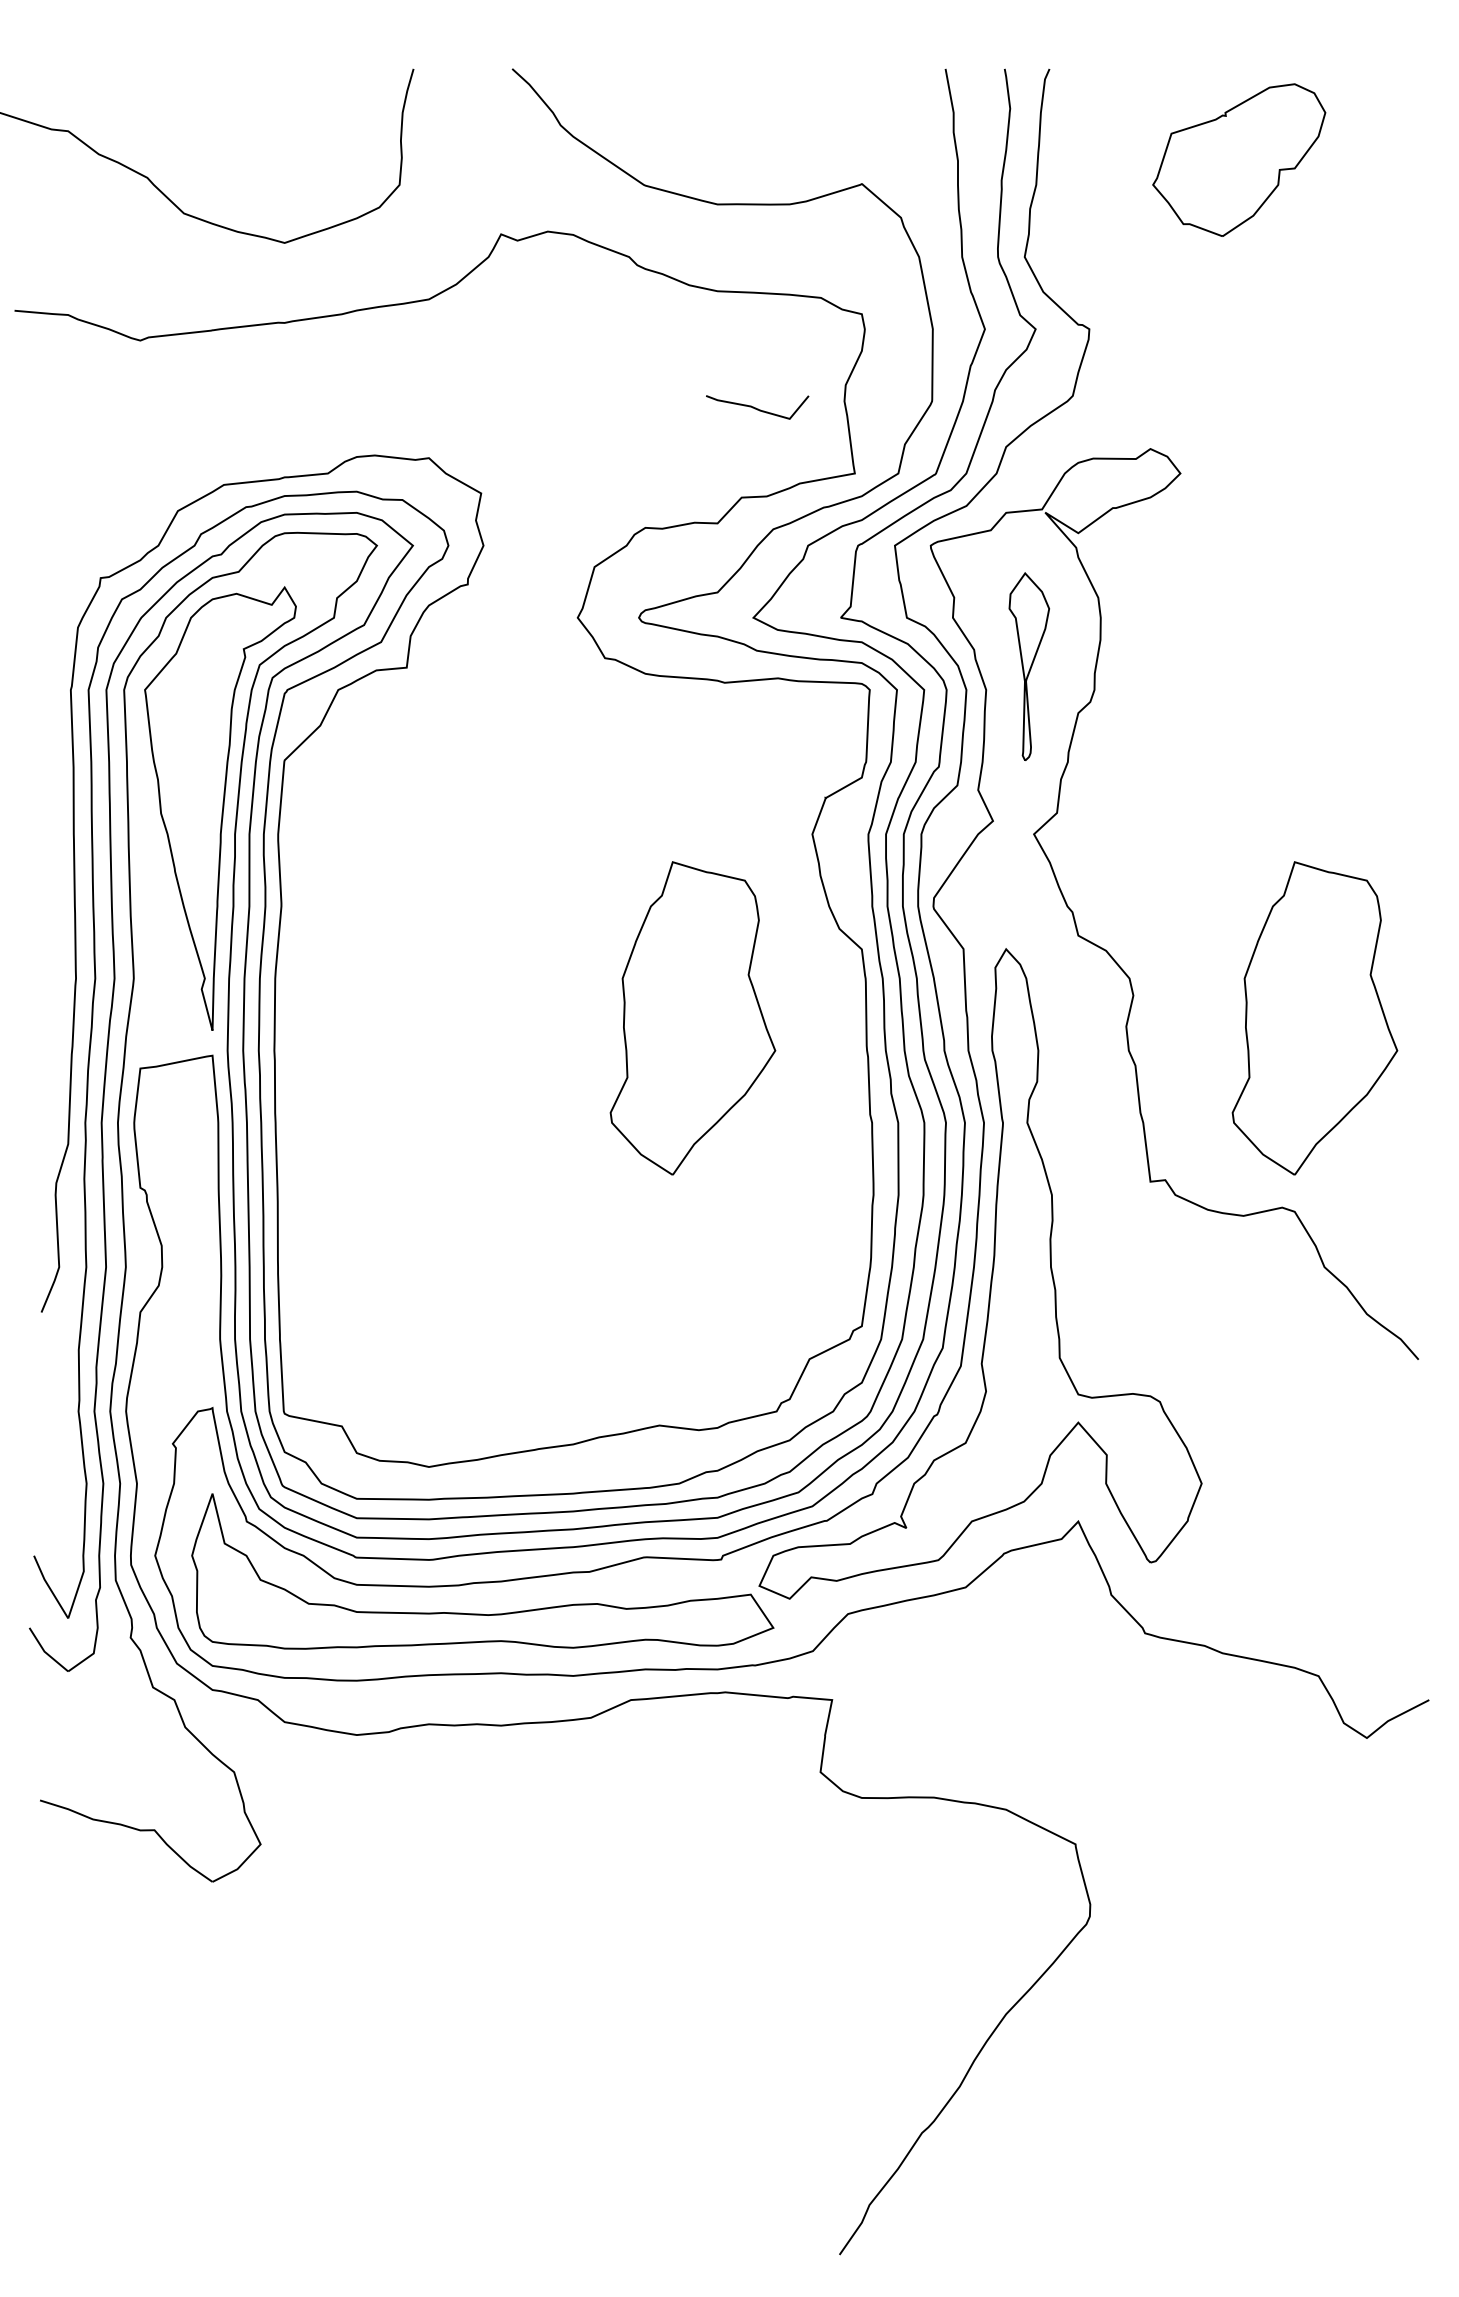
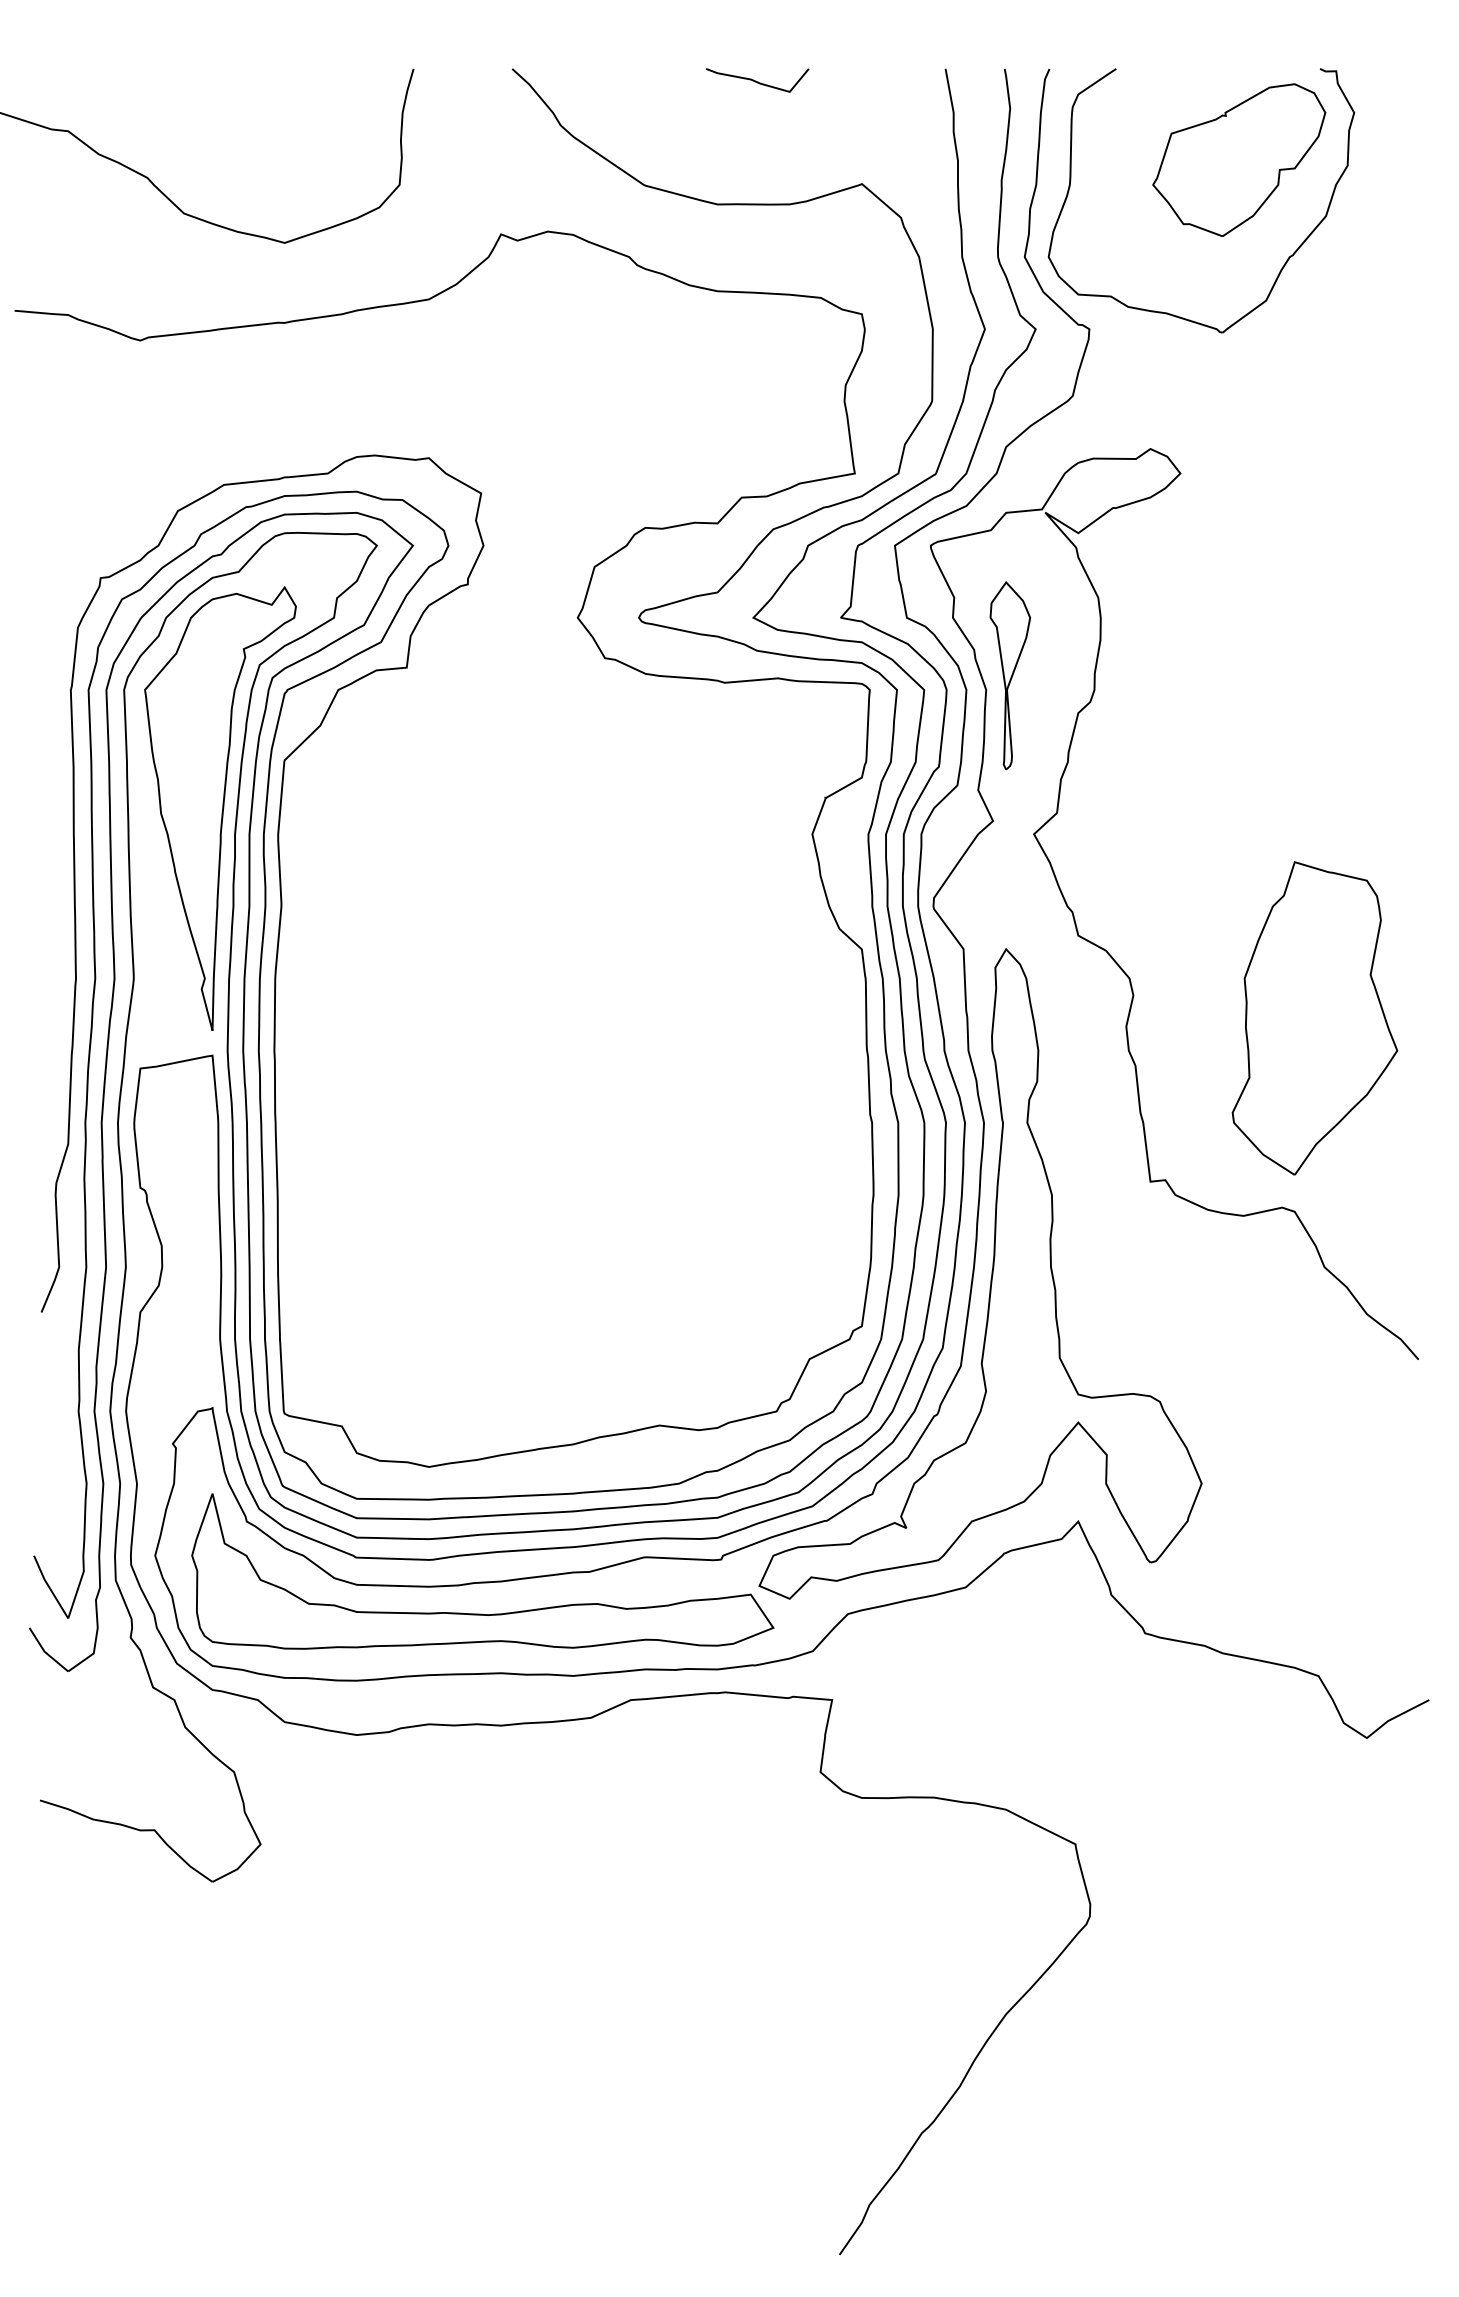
part: none -> present (1287, 258)
curve position: (756, 407) -> (756, 80) (756, 80)
part position: (1029, 666) -> (1010, 675) (1010, 675)
part: present -> none (692, 1018)
